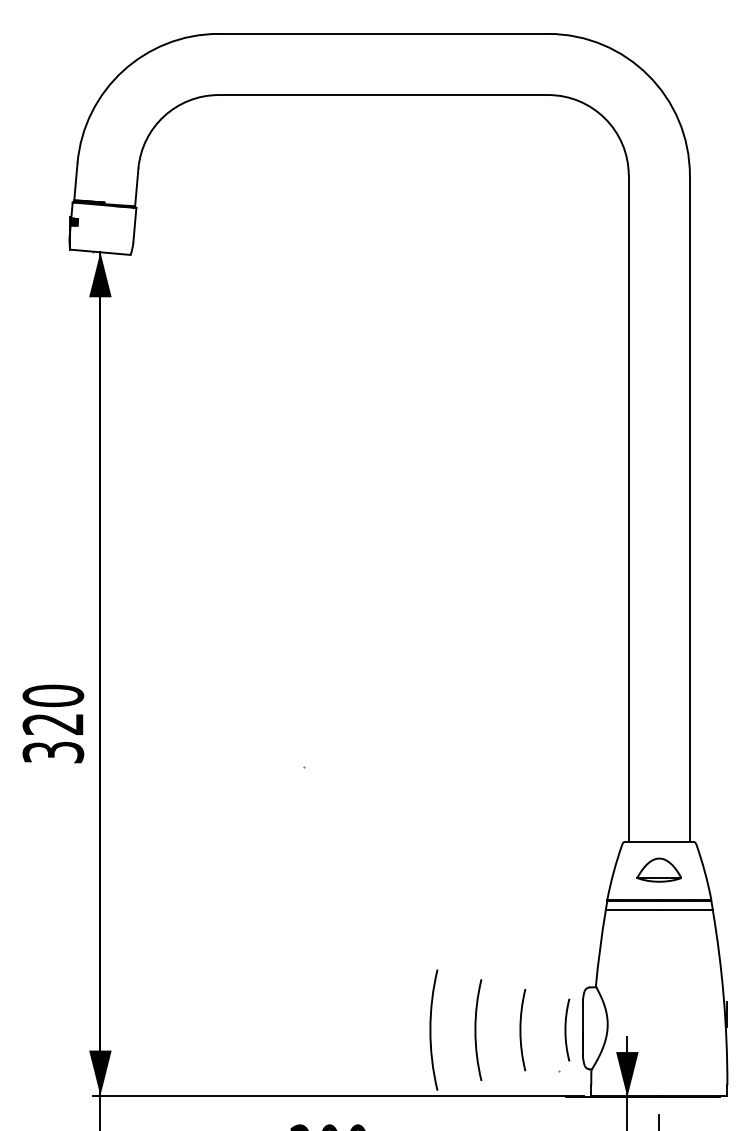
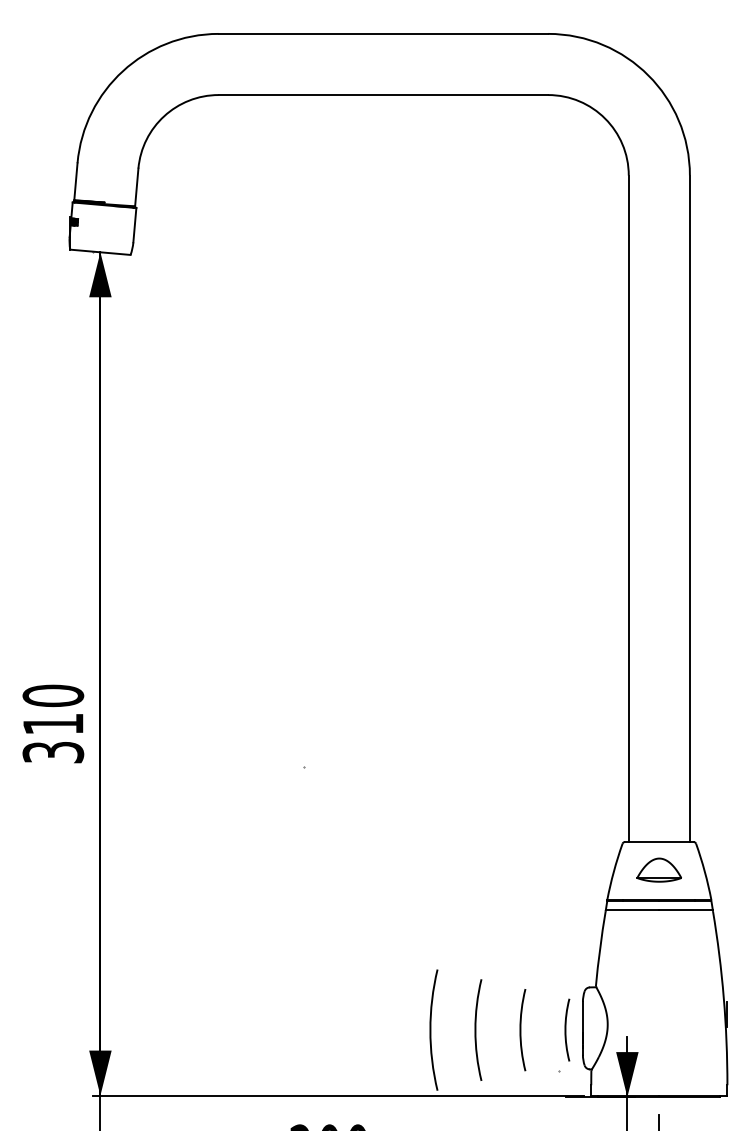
text: 320 -> 310 (52, 724)
